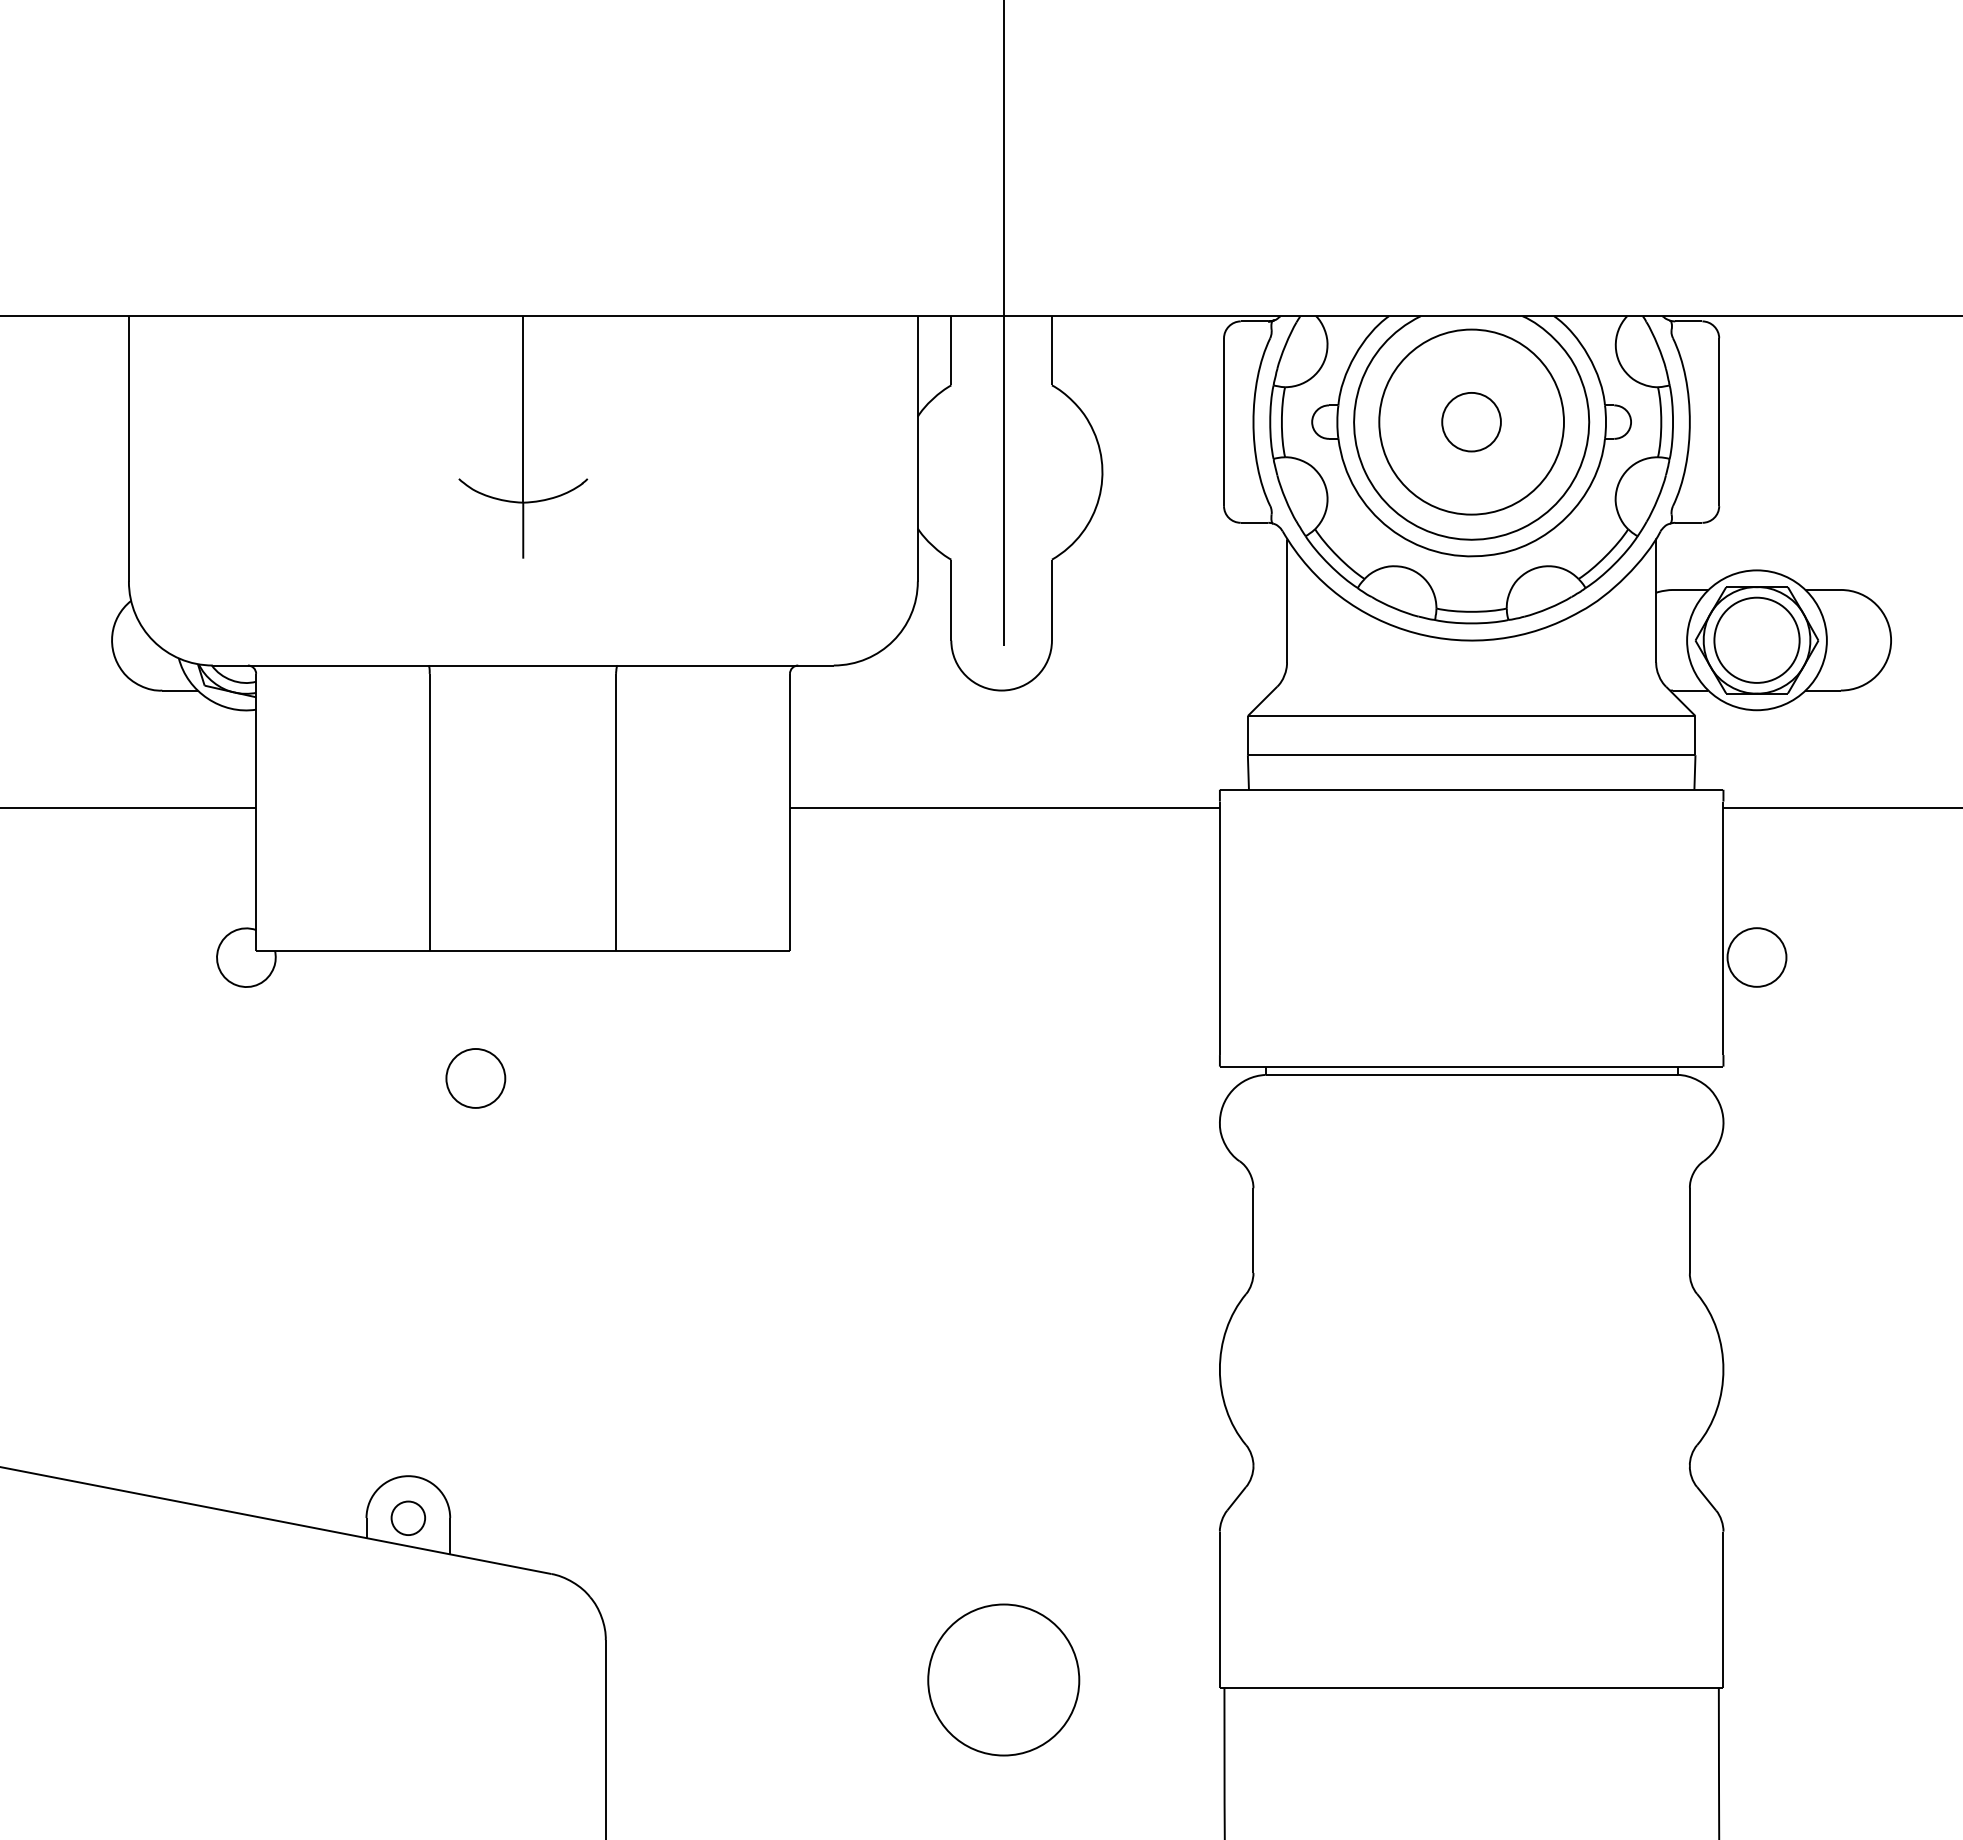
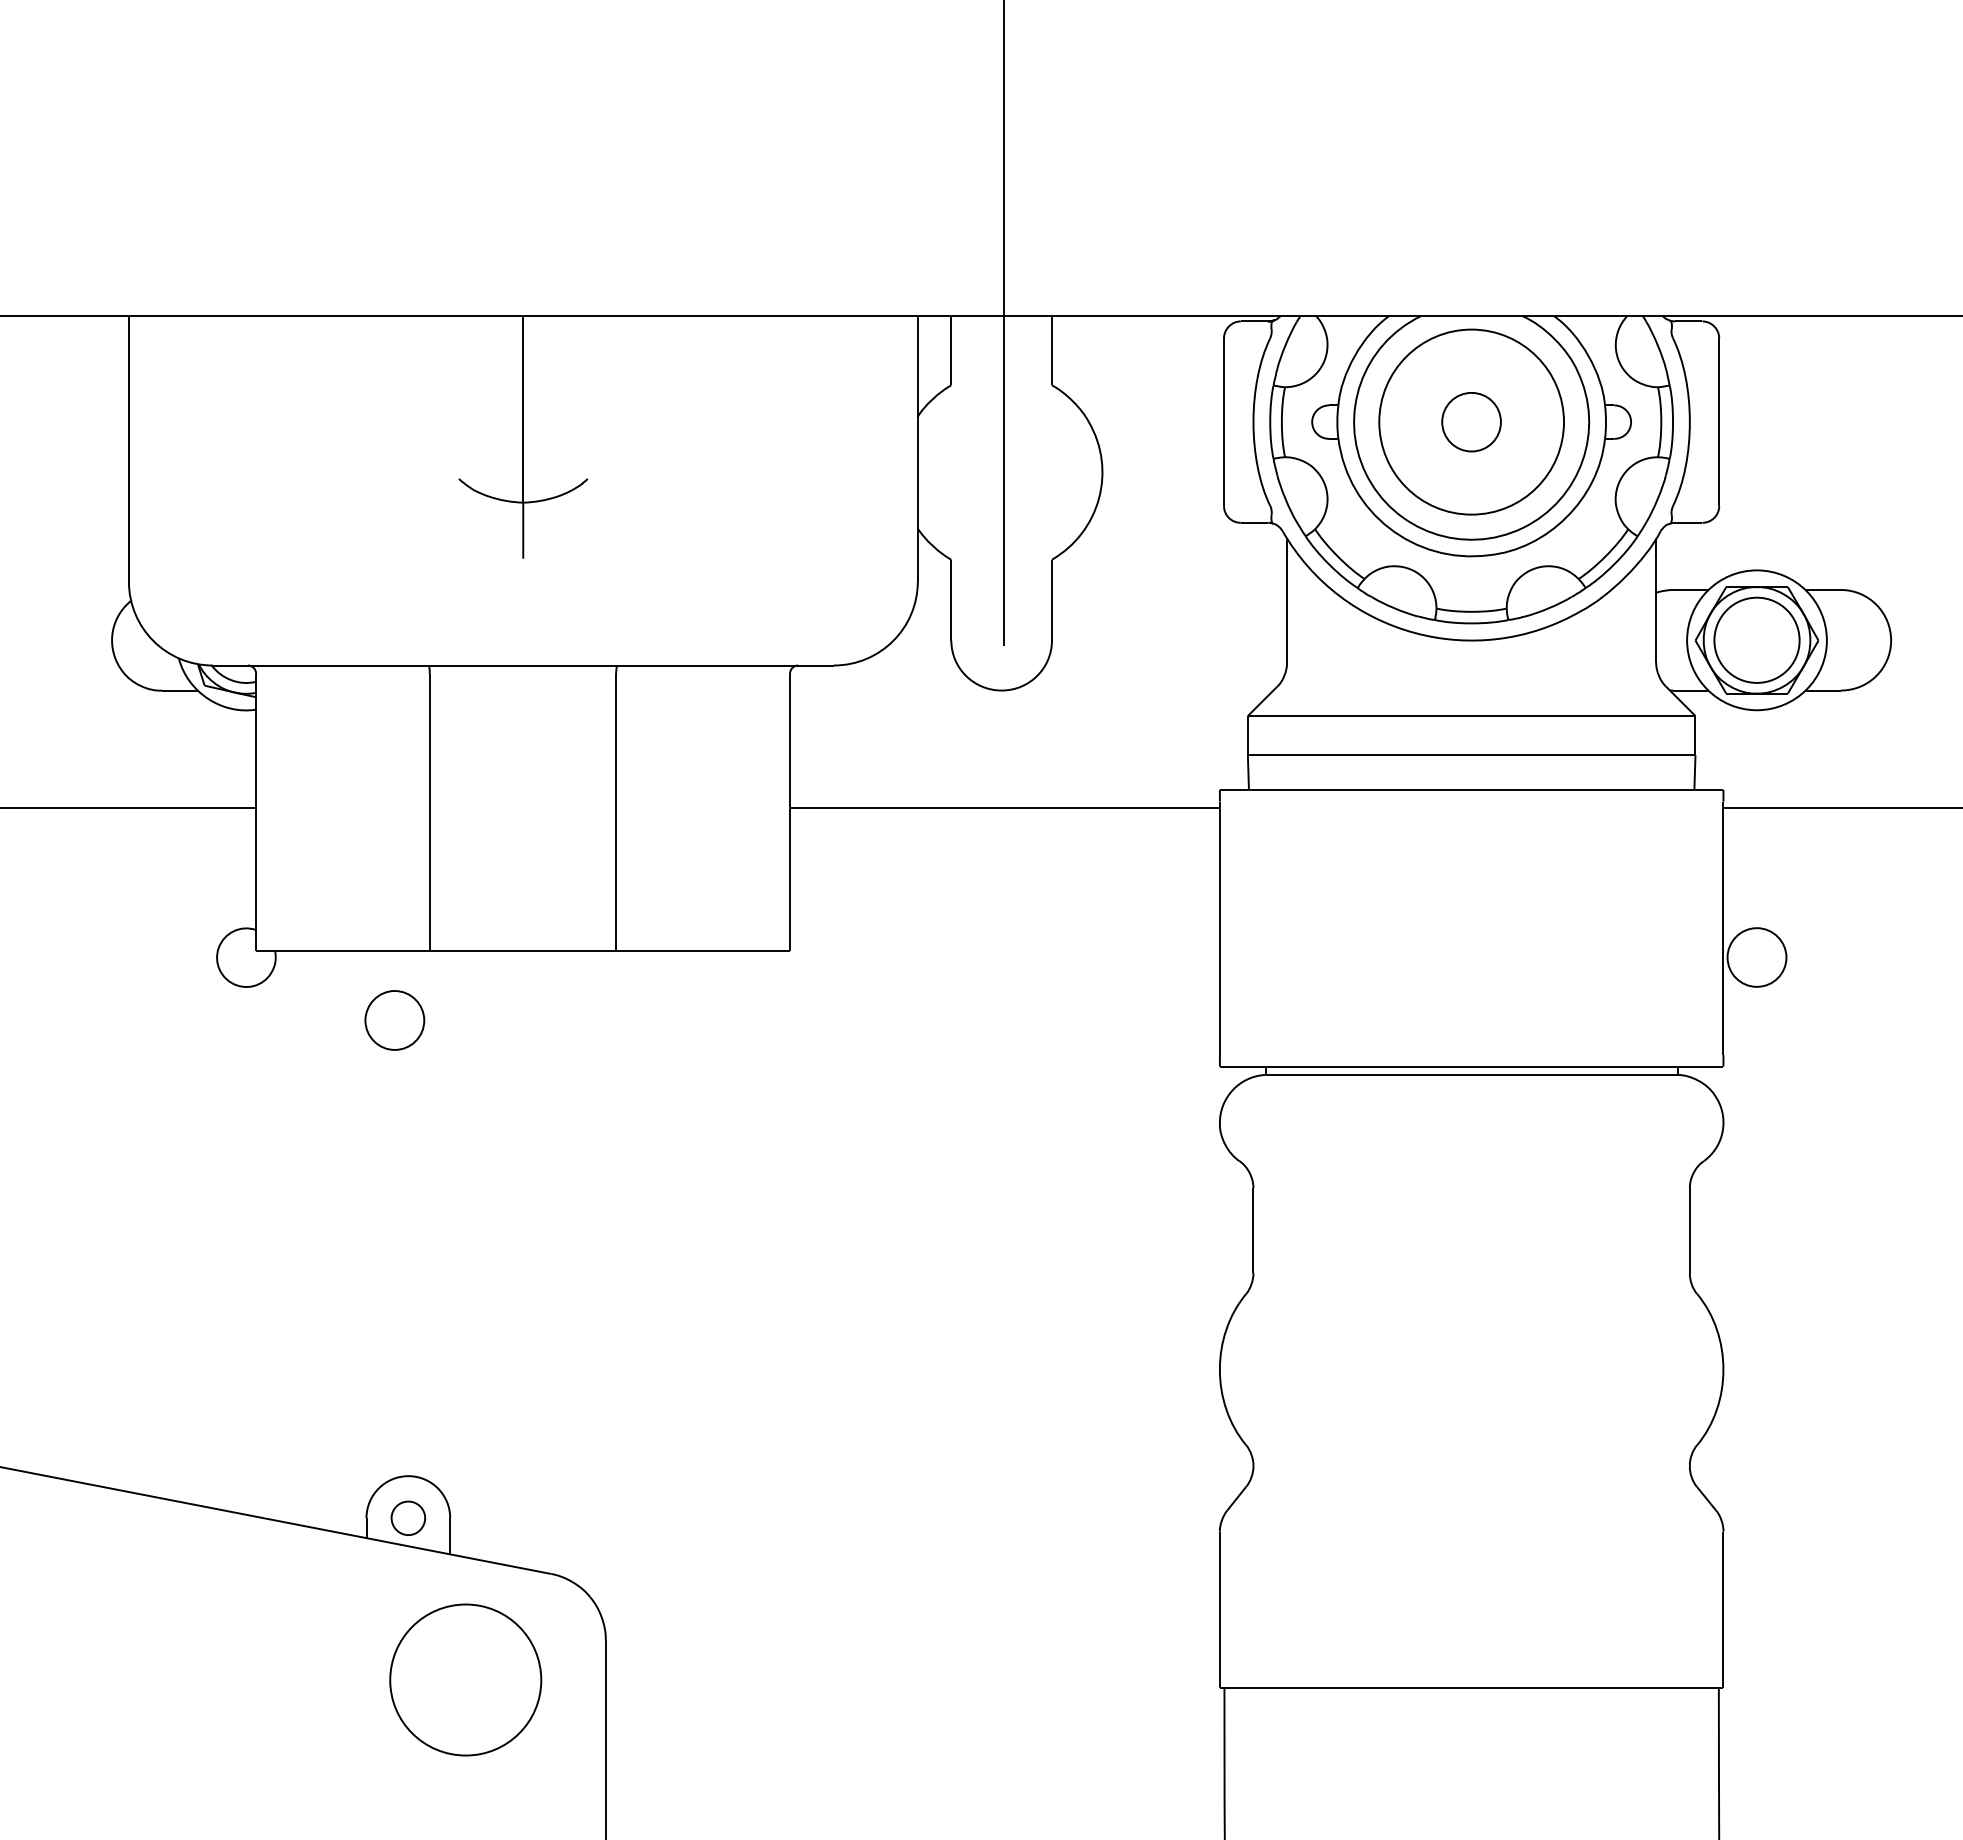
part position: (475, 1078) -> (394, 1020) (394, 1020)
part position: (1003, 1679) -> (465, 1679) (465, 1679)
